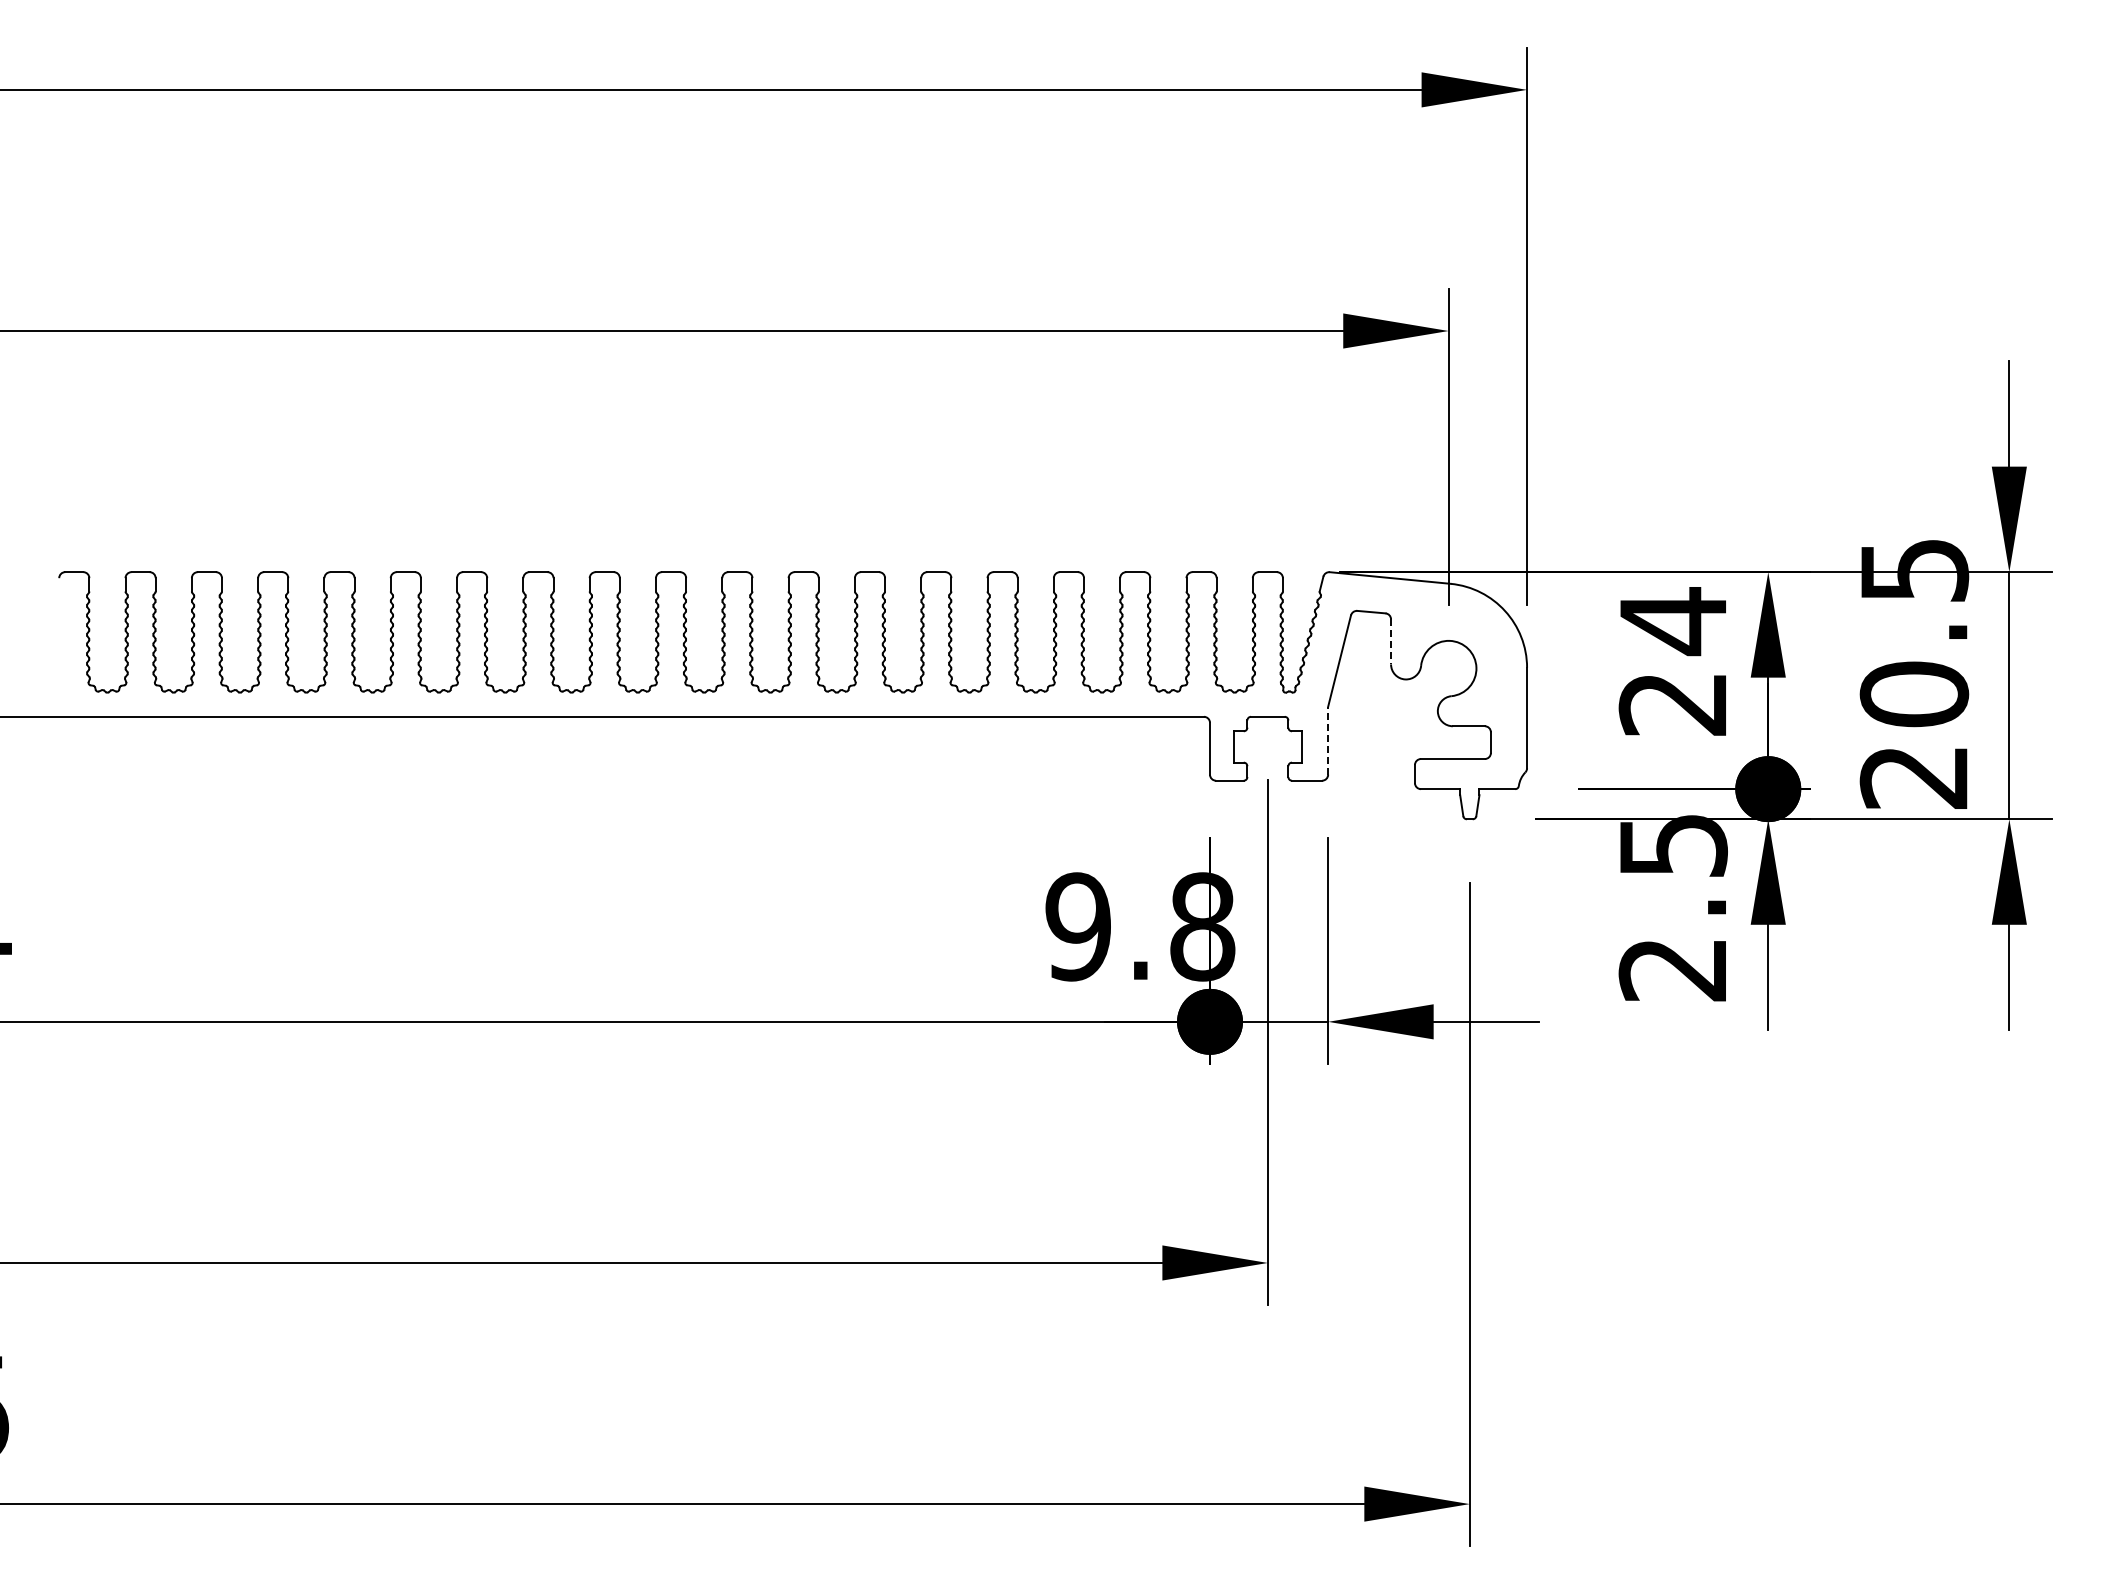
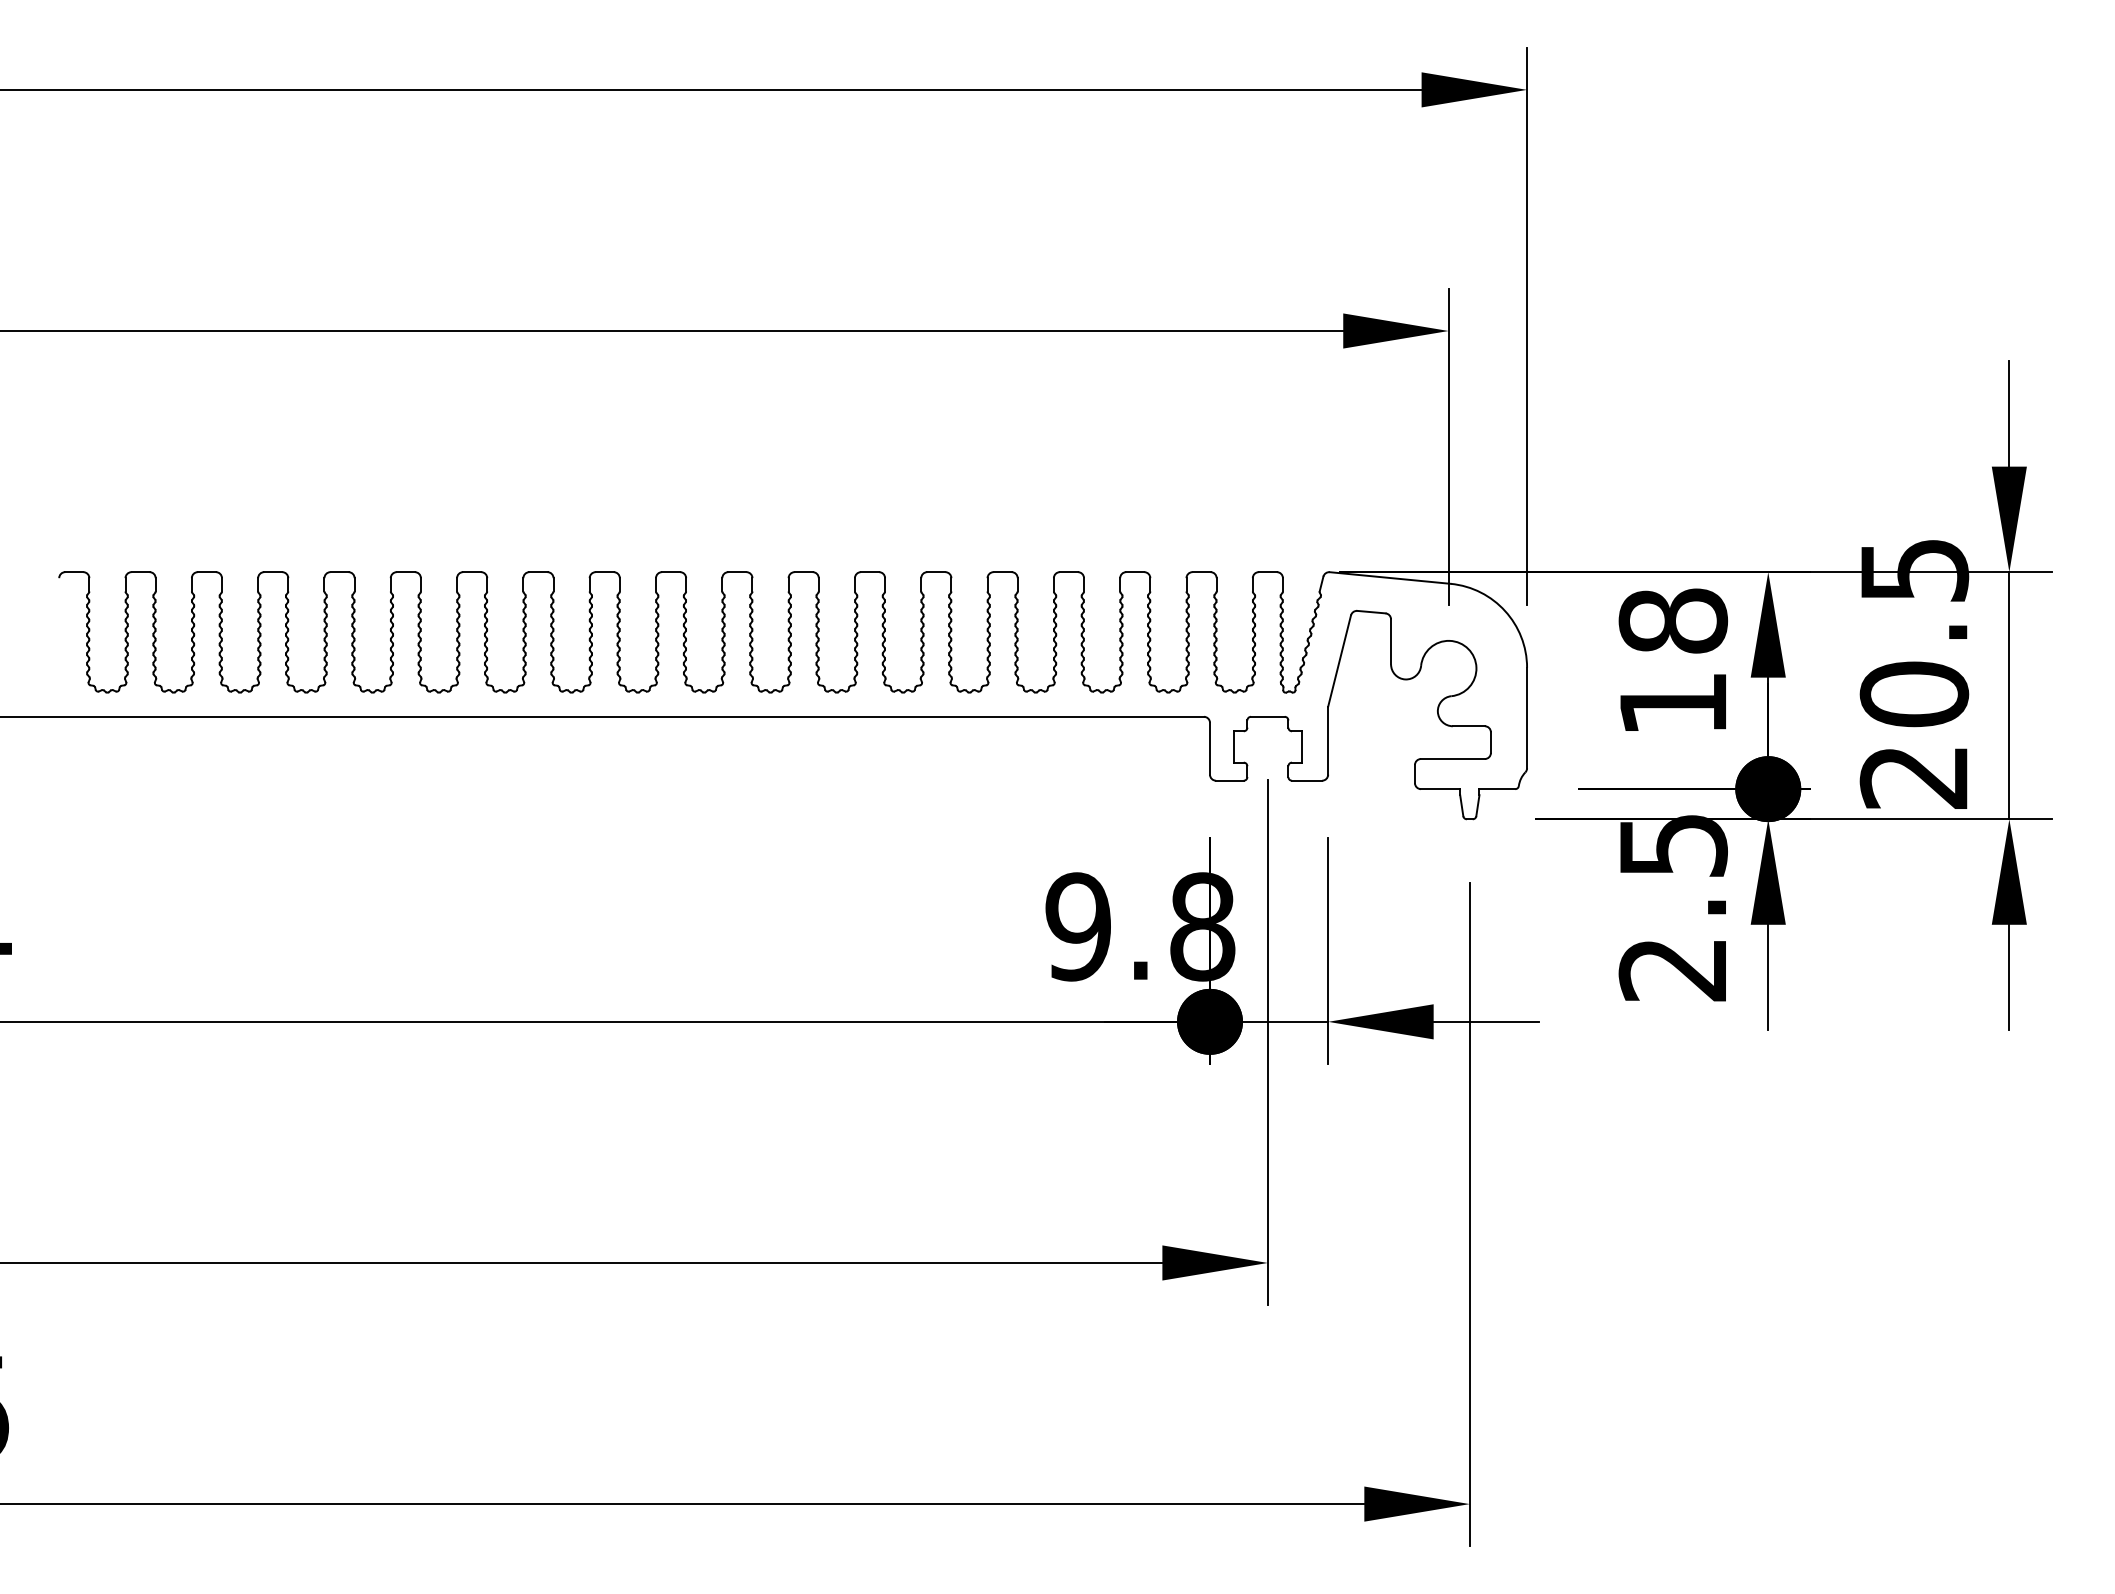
line: dashed -> solid (1391, 641)
text: 24 -> 18 (1673, 661)
line: dashed -> solid (1328, 740)
